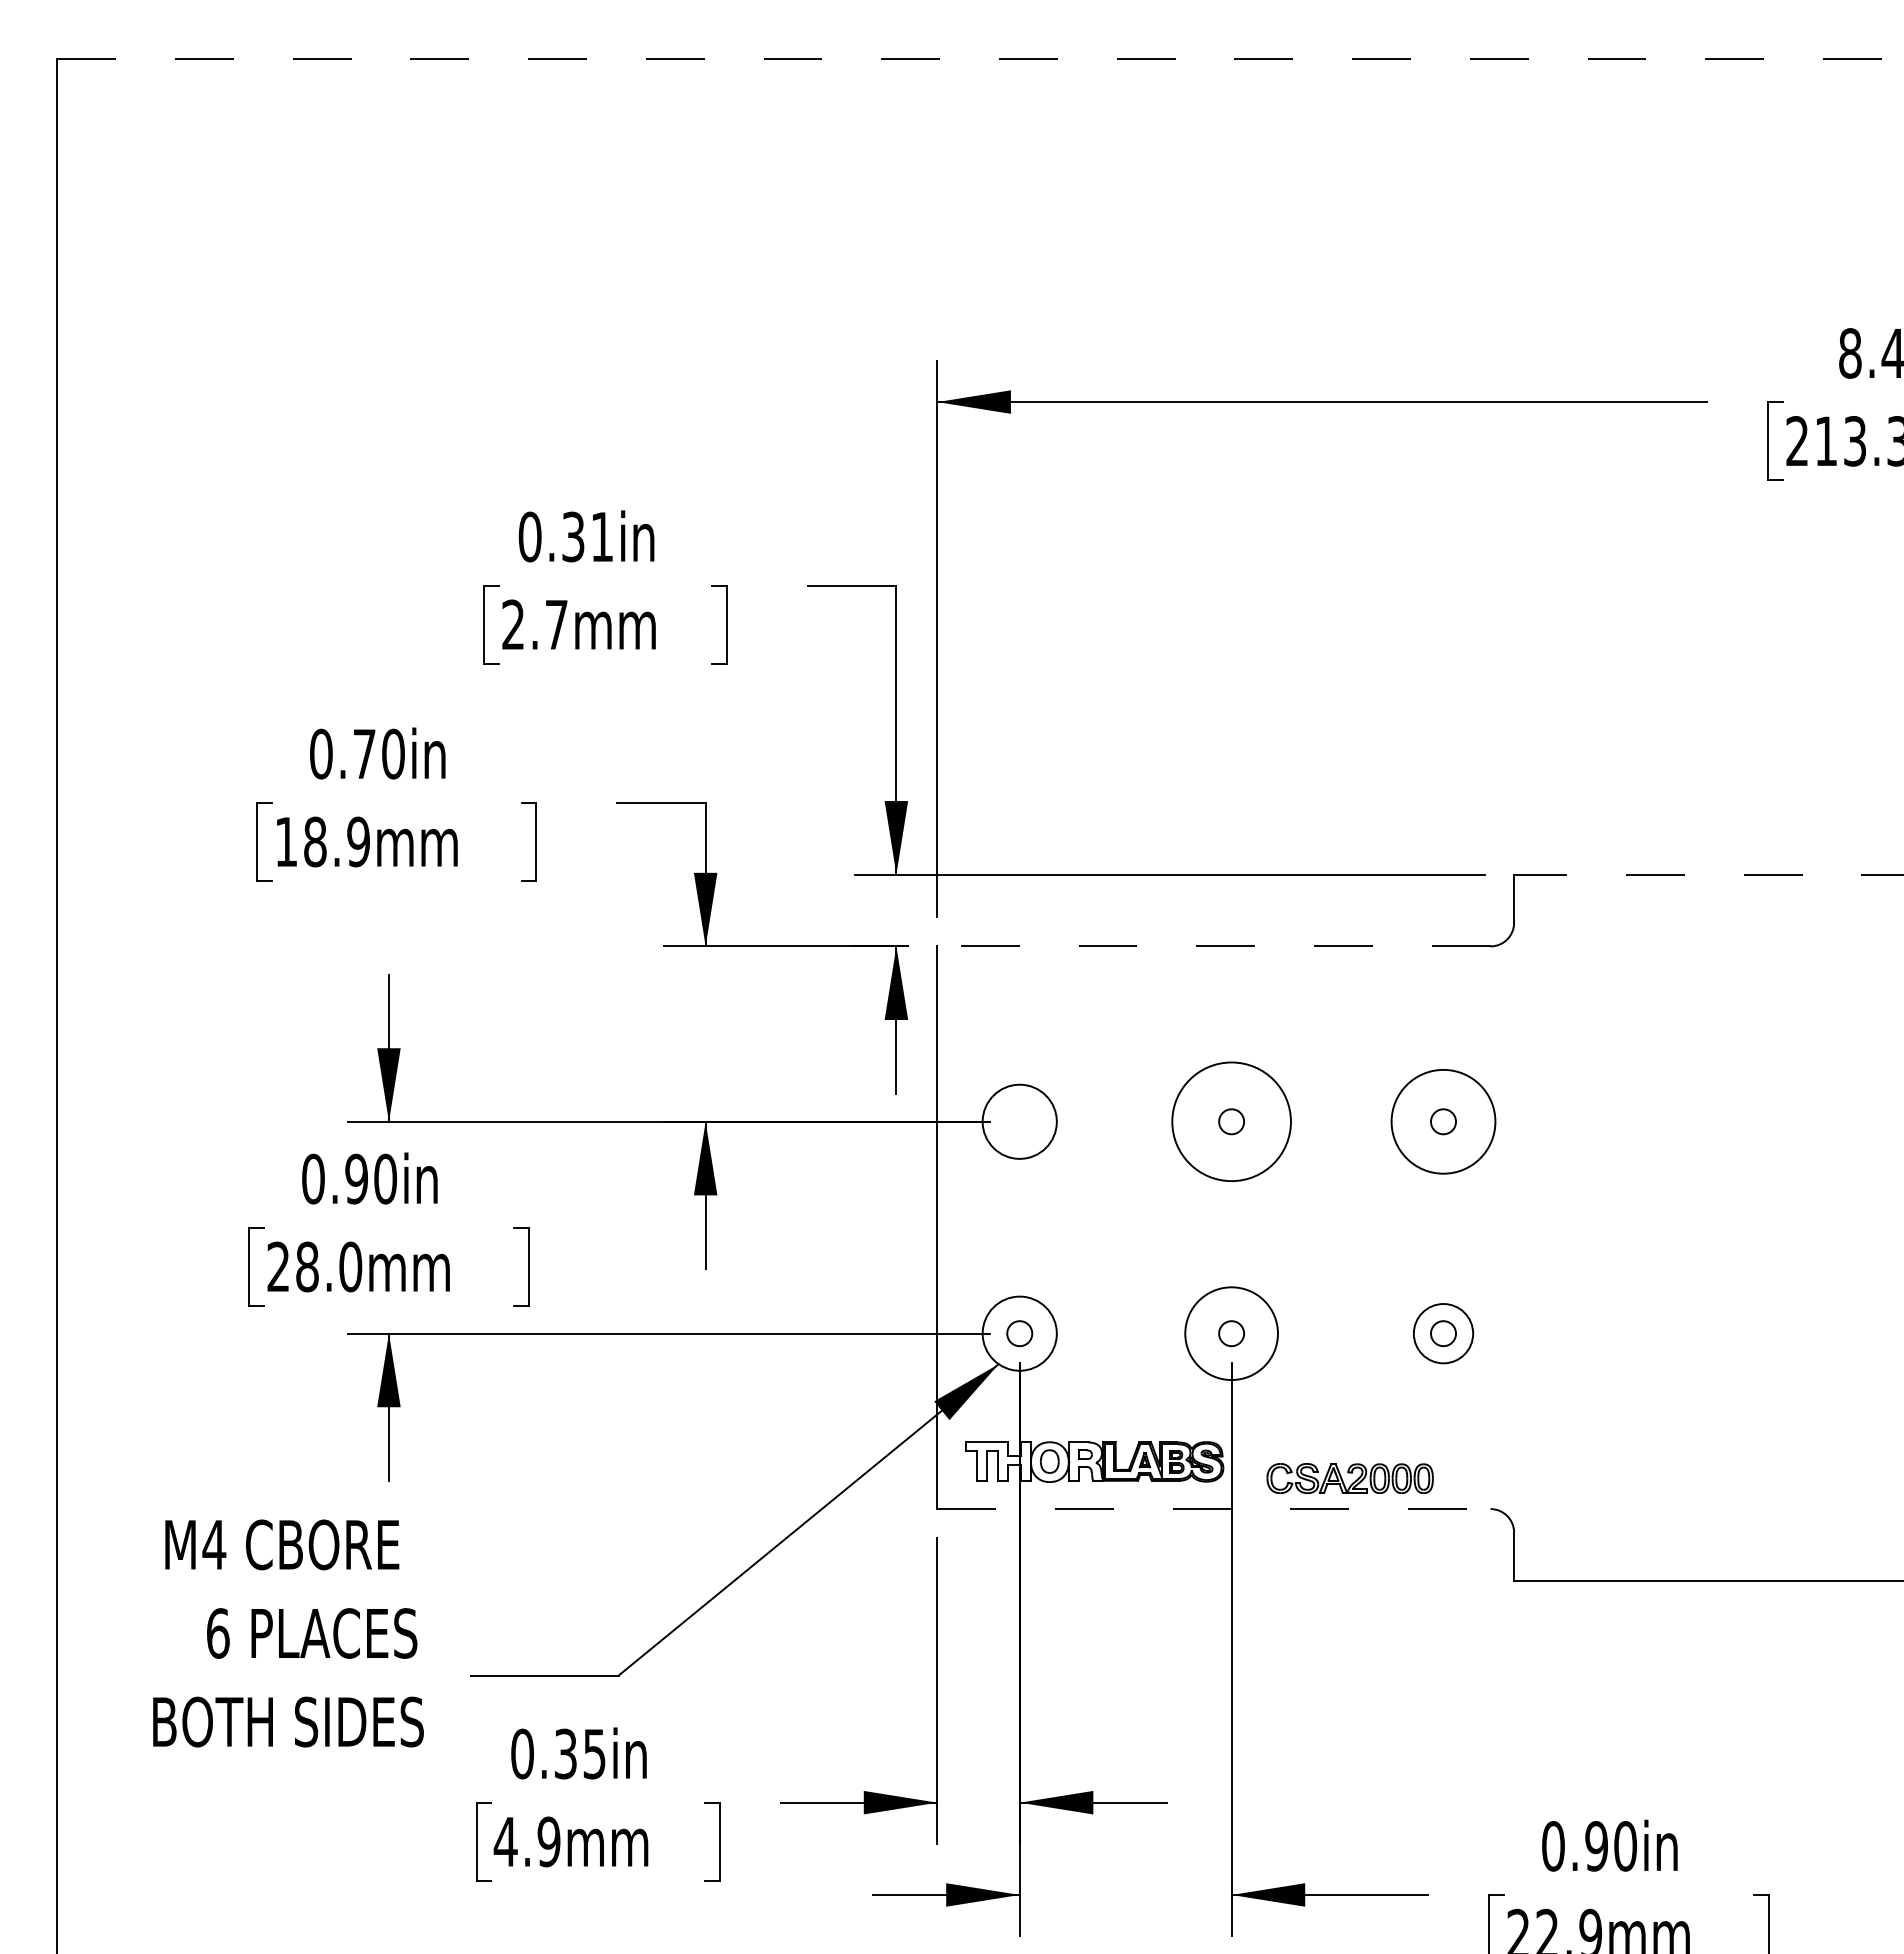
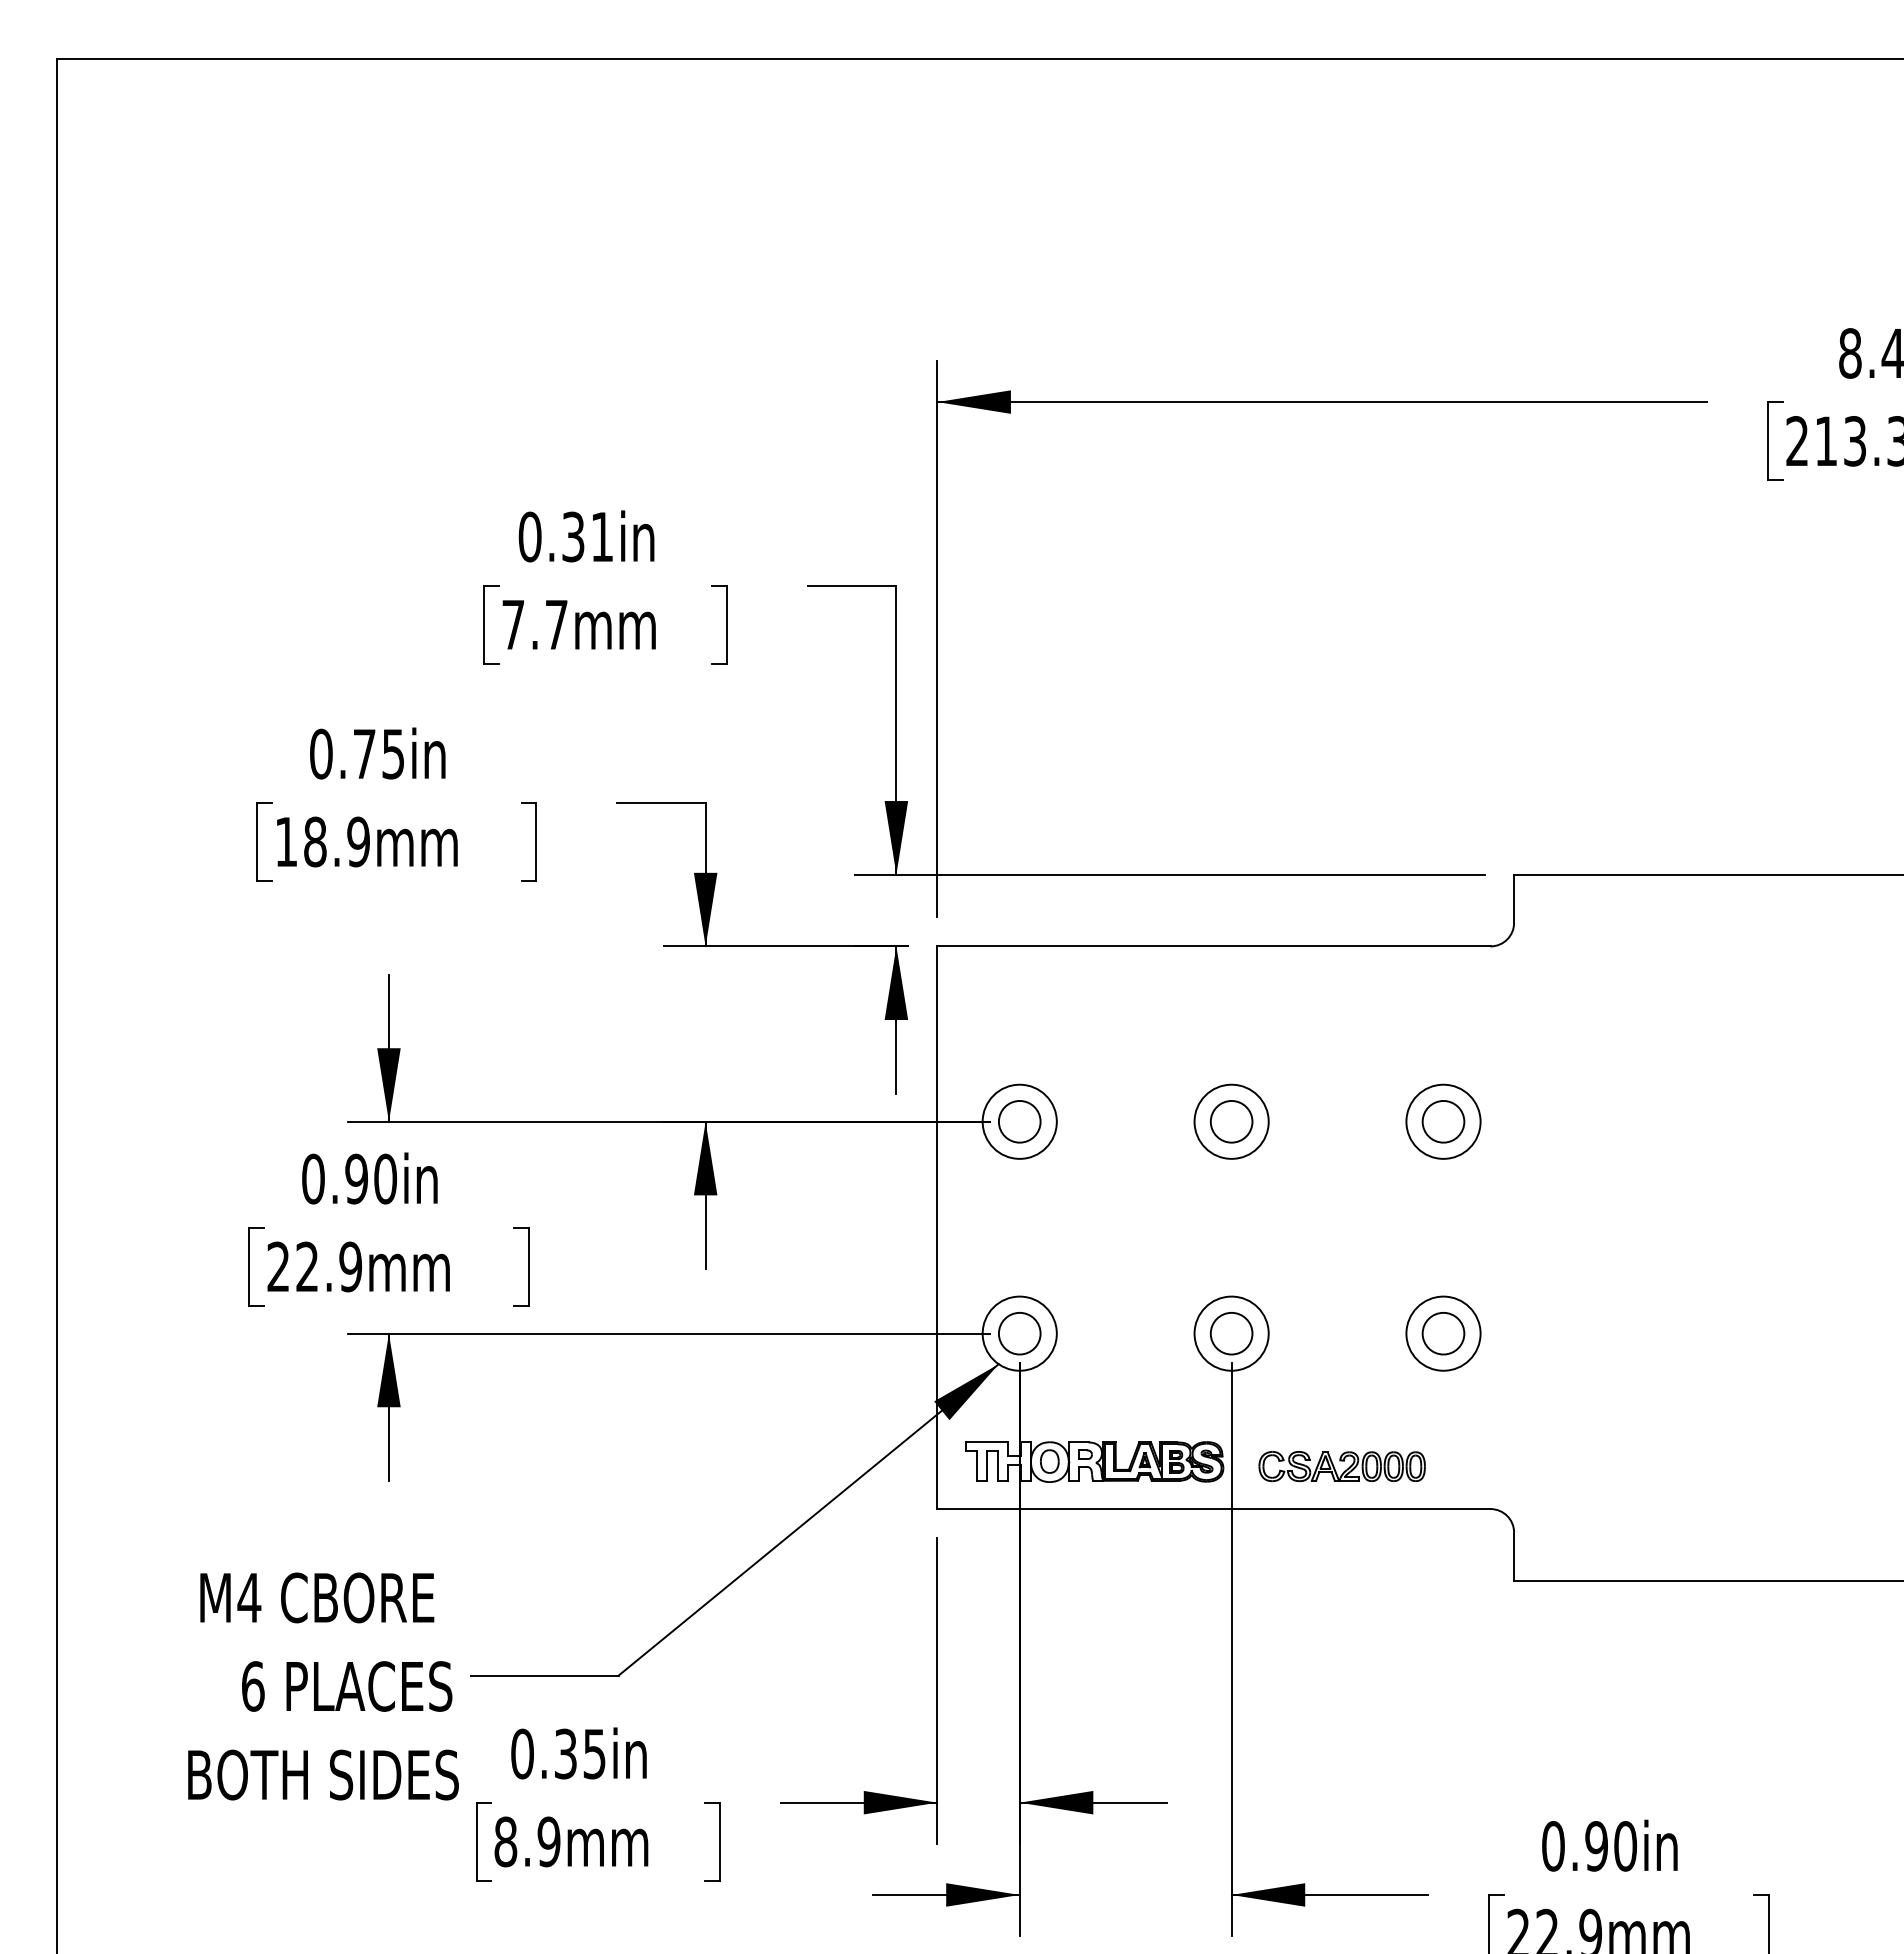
line: dashed -> solid (980, 58)
text: 2.7mm -> 7.7mm (512, 624)
text: 0.70in -> 0.75in (393, 753)
line: dashed -> solid (1709, 874)
line: dashed -> solid (1213, 946)
circle: none -> present (1019, 1121)
circle diameter: 119 px -> 74 px (1231, 1121)
circle diameter: 25 px -> 42 px (1231, 1121)
circle diameter: 104 px -> 74 px (1443, 1121)
circle diameter: 25 px -> 42 px (1443, 1121)
text: 28.0mm -> 22.9mm (329, 1266)
circle diameter: 25 px -> 42 px (1019, 1333)
circle diameter: 25 px -> 42 px (1231, 1333)
circle diameter: 93 px -> 74 px (1231, 1333)
circle diameter: 25 px -> 42 px (1443, 1333)
circle diameter: 59 px -> 74 px (1443, 1333)
part position: (1349, 1478) -> (1341, 1466) (1341, 1466)
line: dashed -> solid (1213, 1509)
text position: (288, 1633) -> (323, 1686) (323, 1686)
text: 4.9mm -> 8.9mm (505, 1841)
